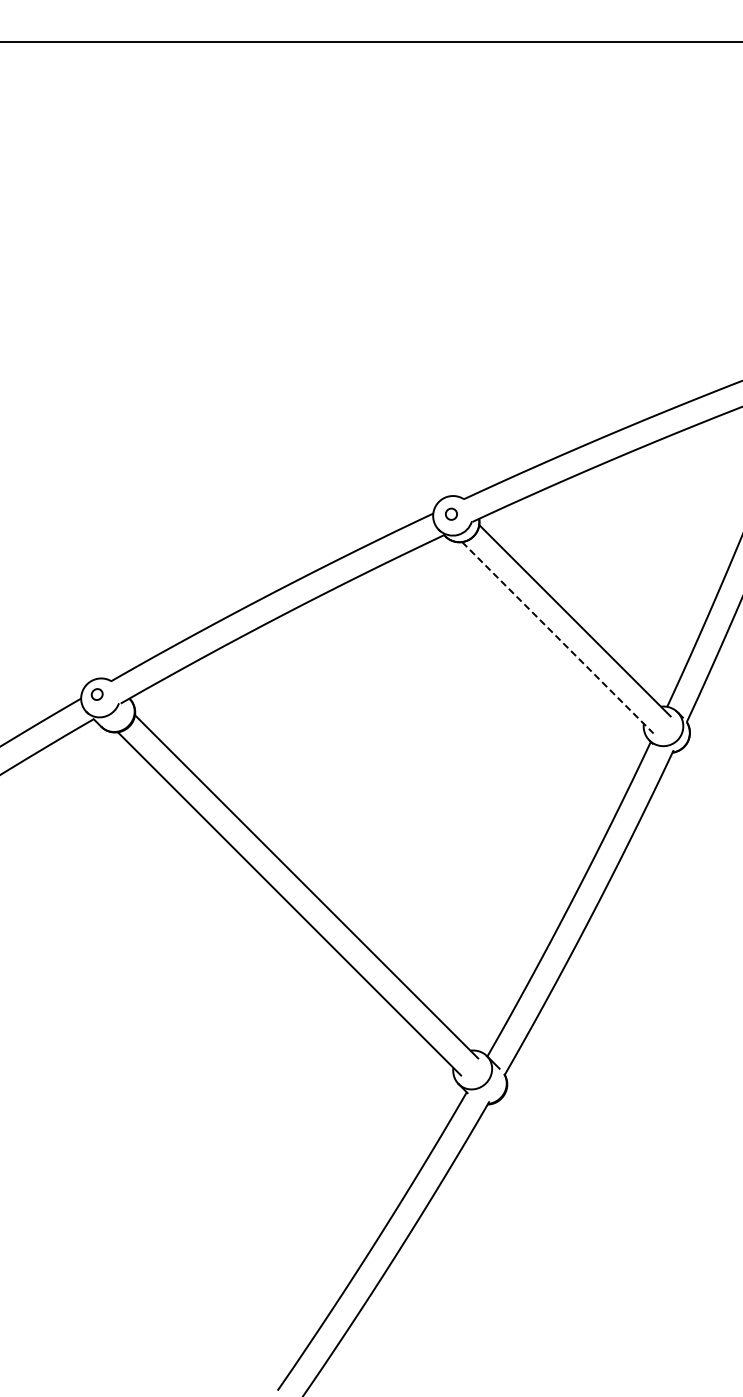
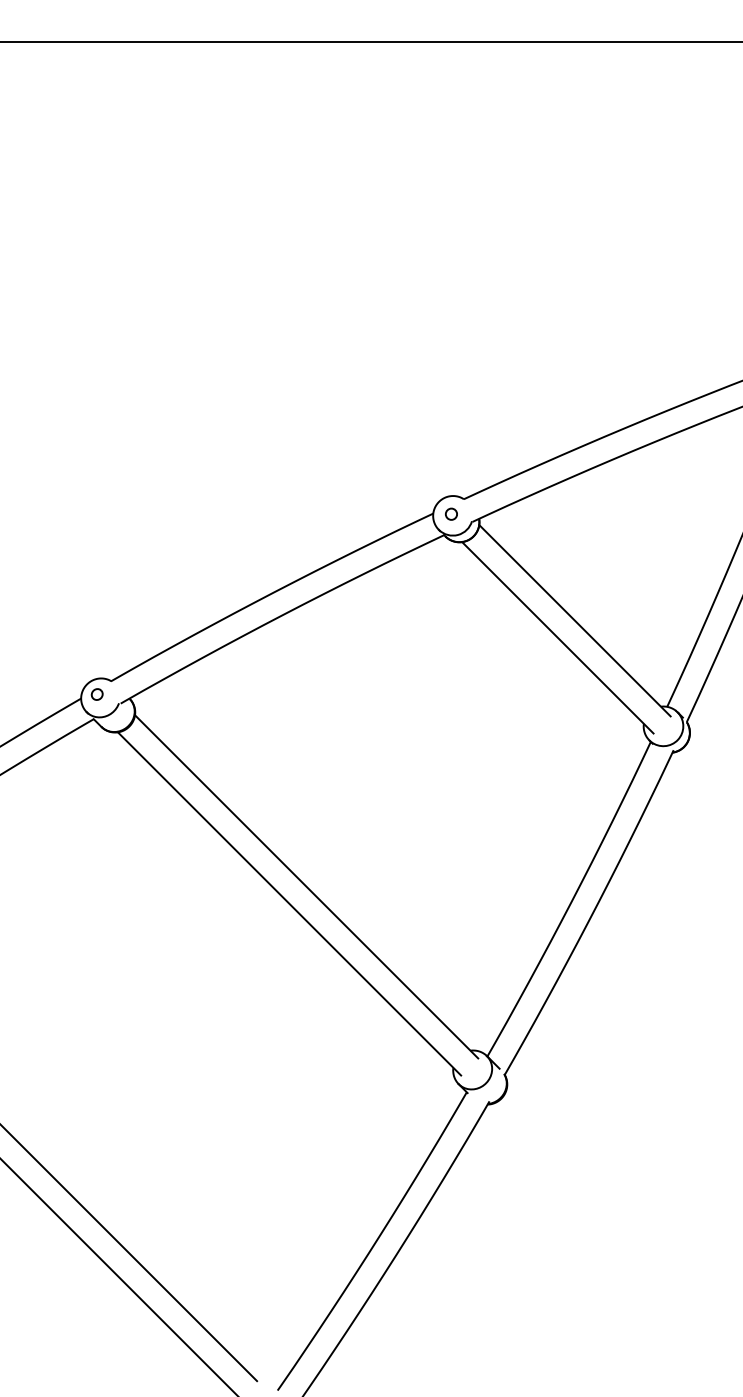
line: dashed -> solid (558, 638)
line: none -> present (129, 1253)
line: none -> present (118, 1276)
